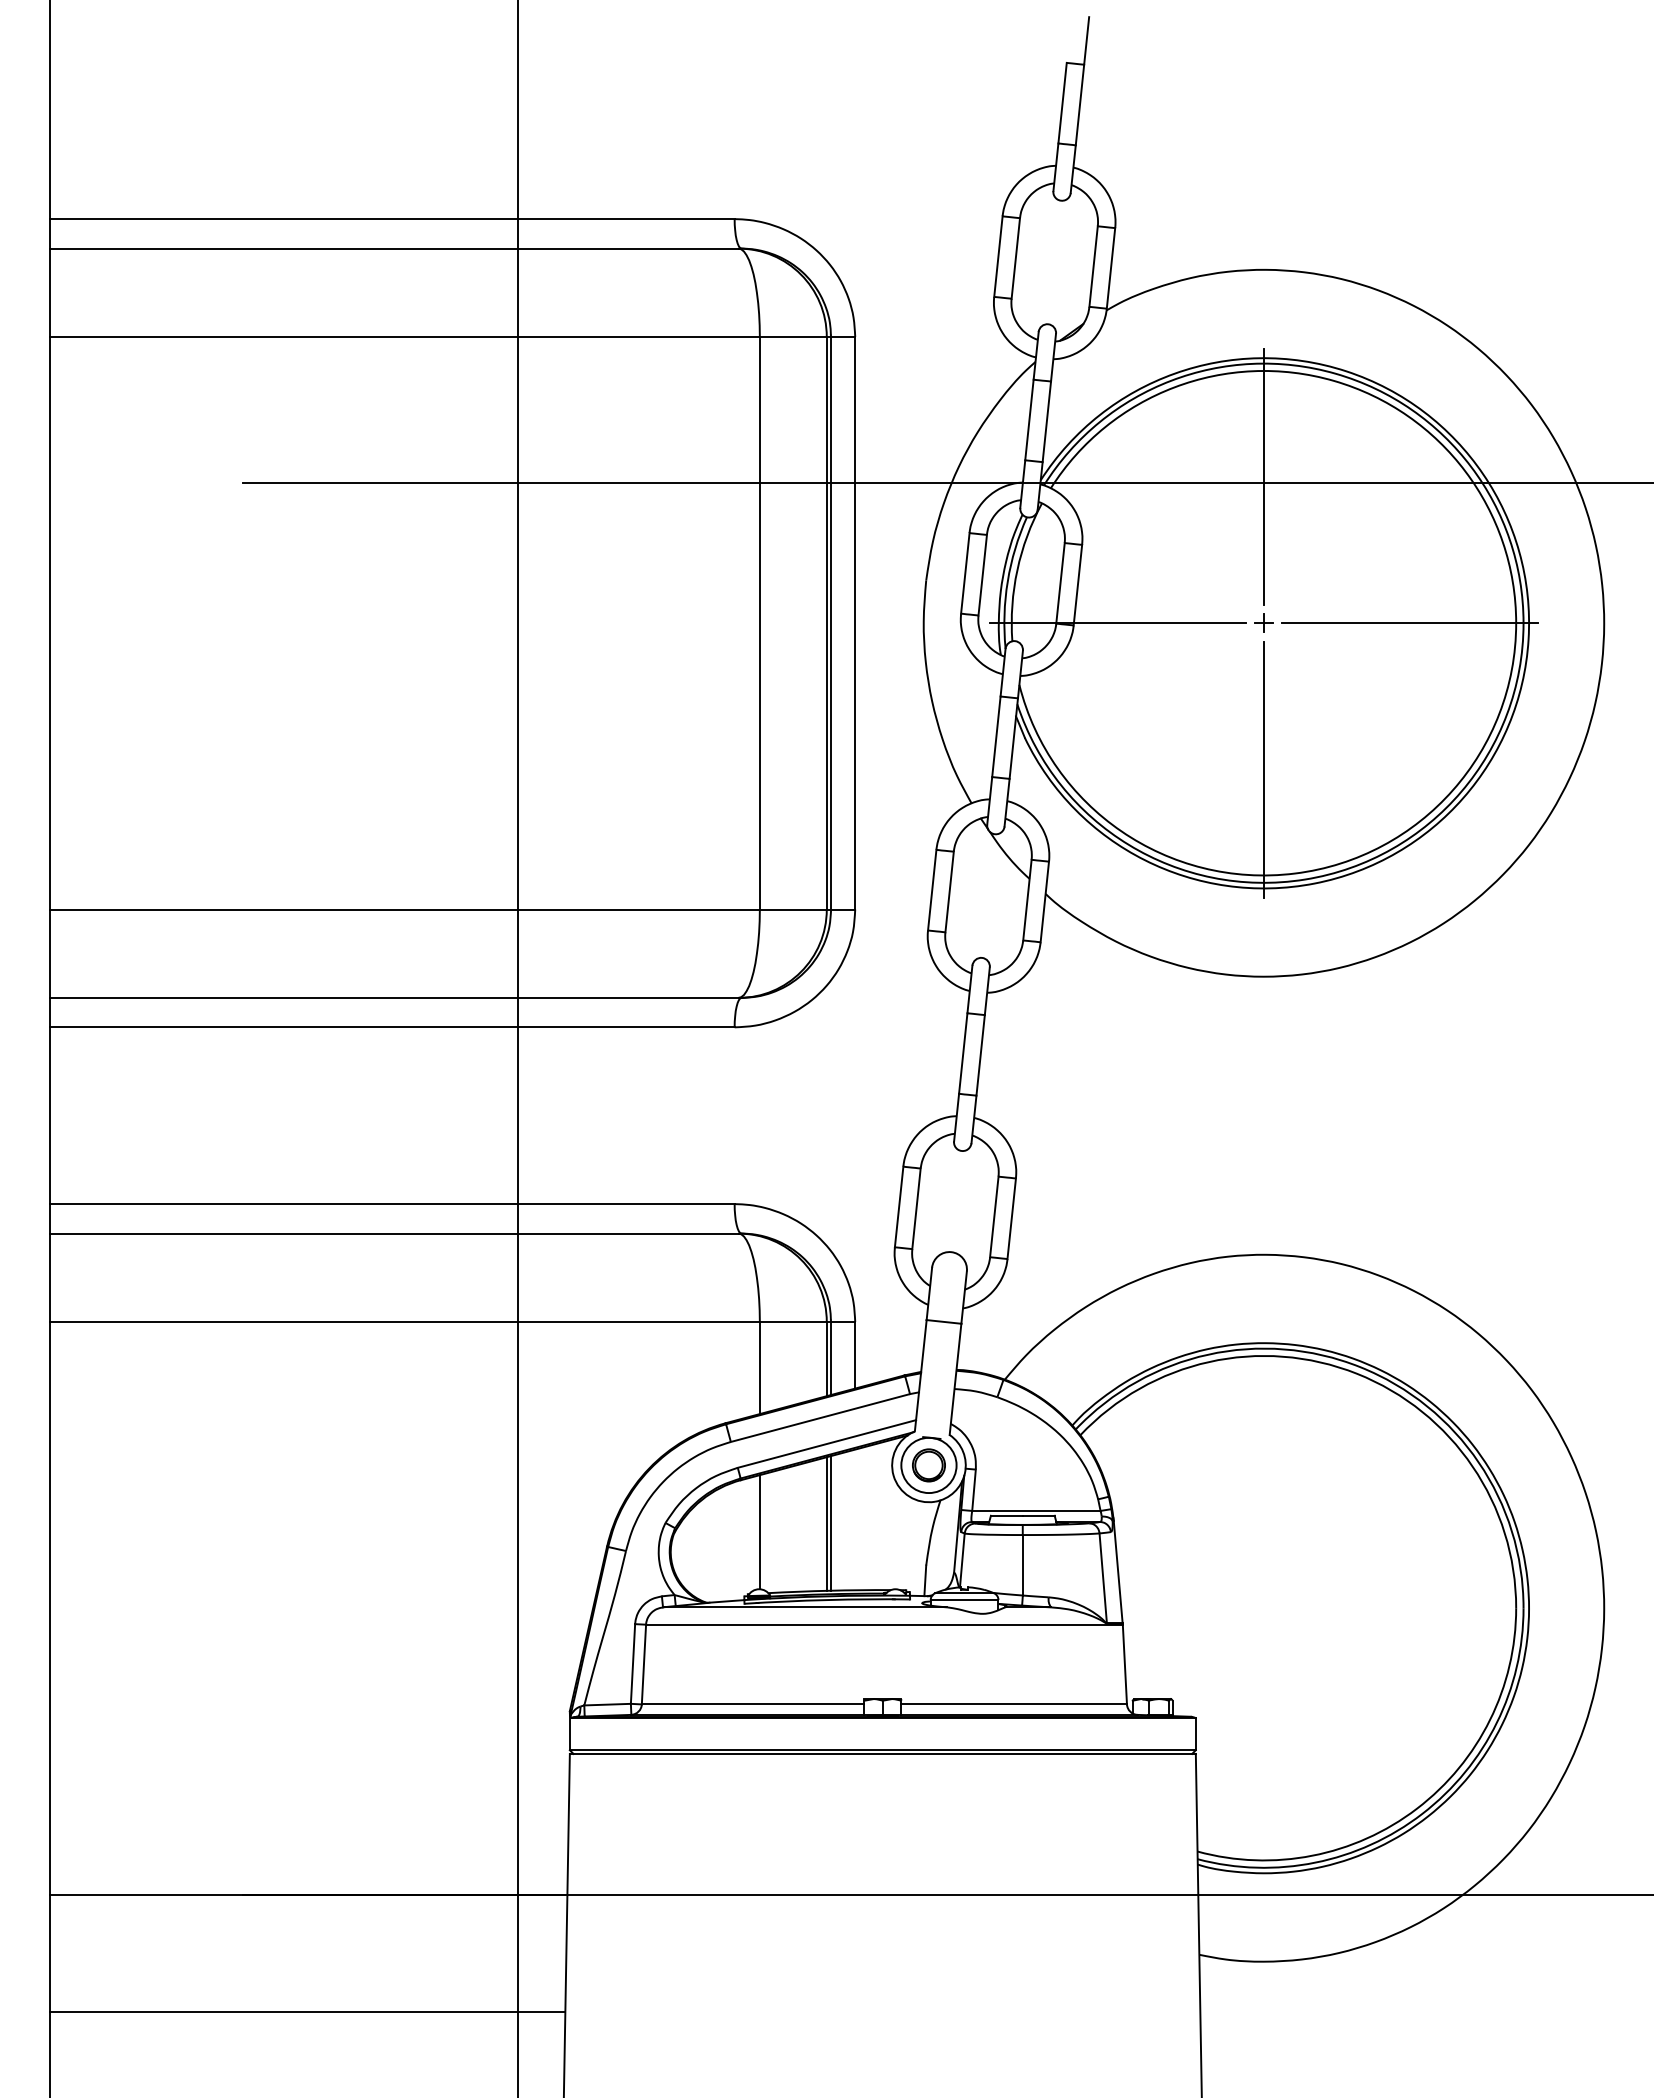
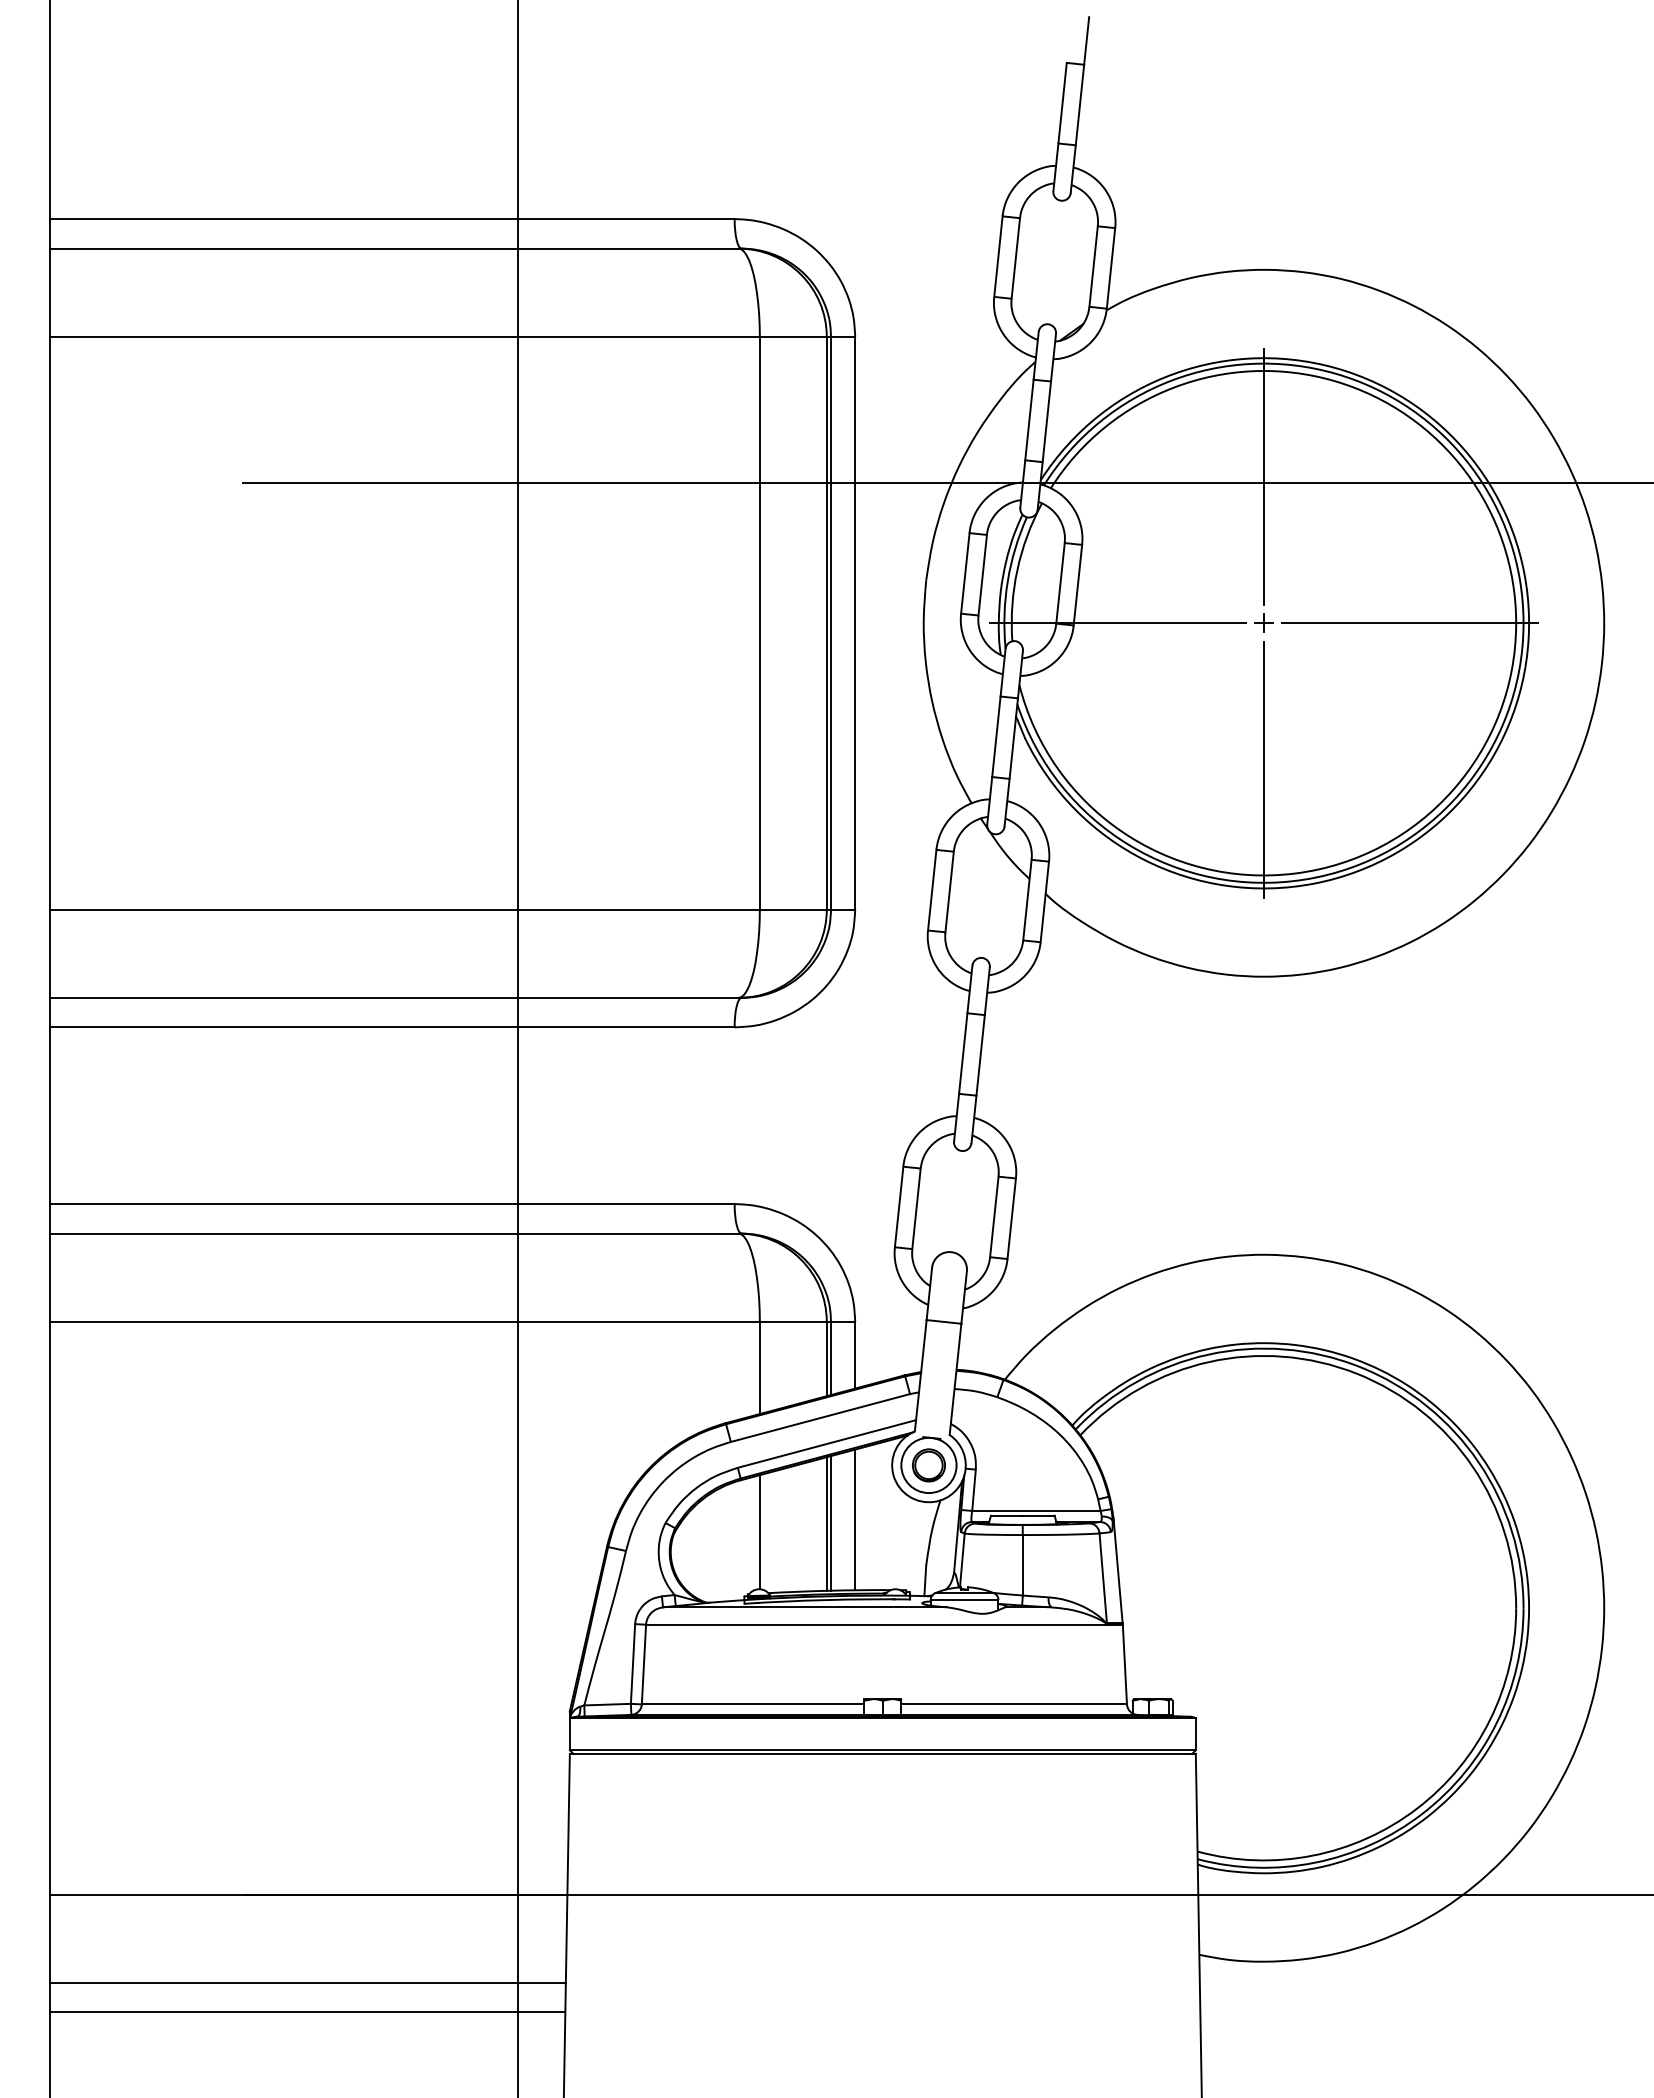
line: none -> present (855, 1519)
line: none -> present (307, 1982)
